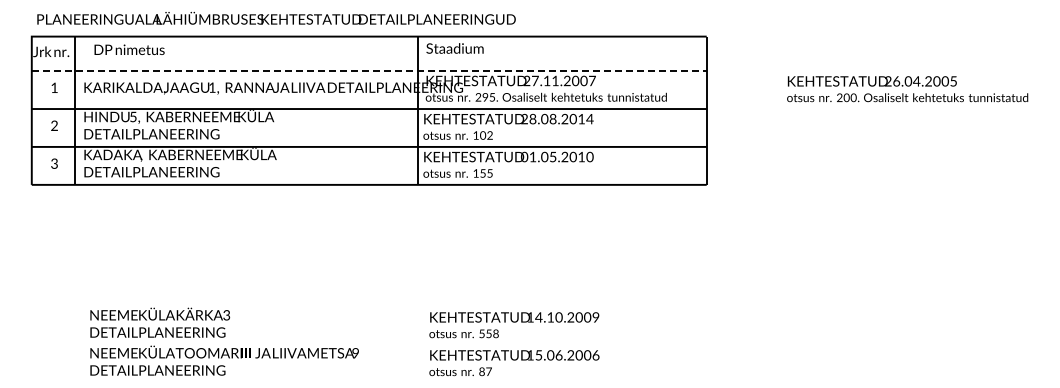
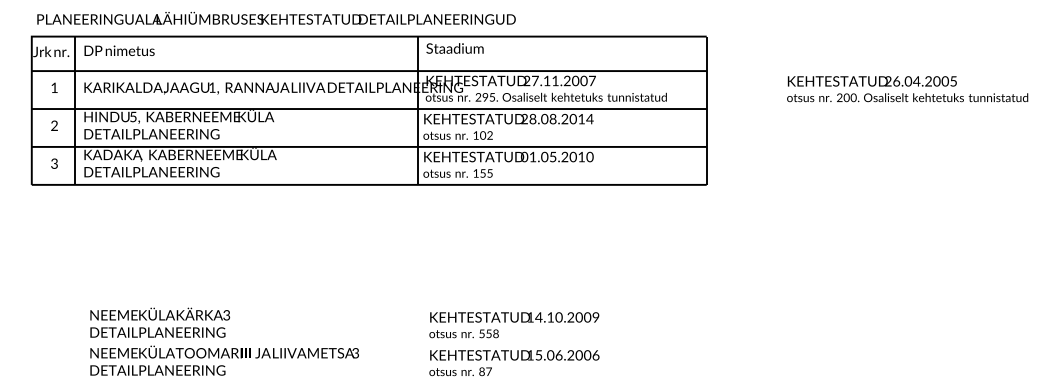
text position: (129, 49) -> (119, 50) (119, 50)
line: dashed -> solid (369, 71)
text: 9 -> 3 (355, 353)
